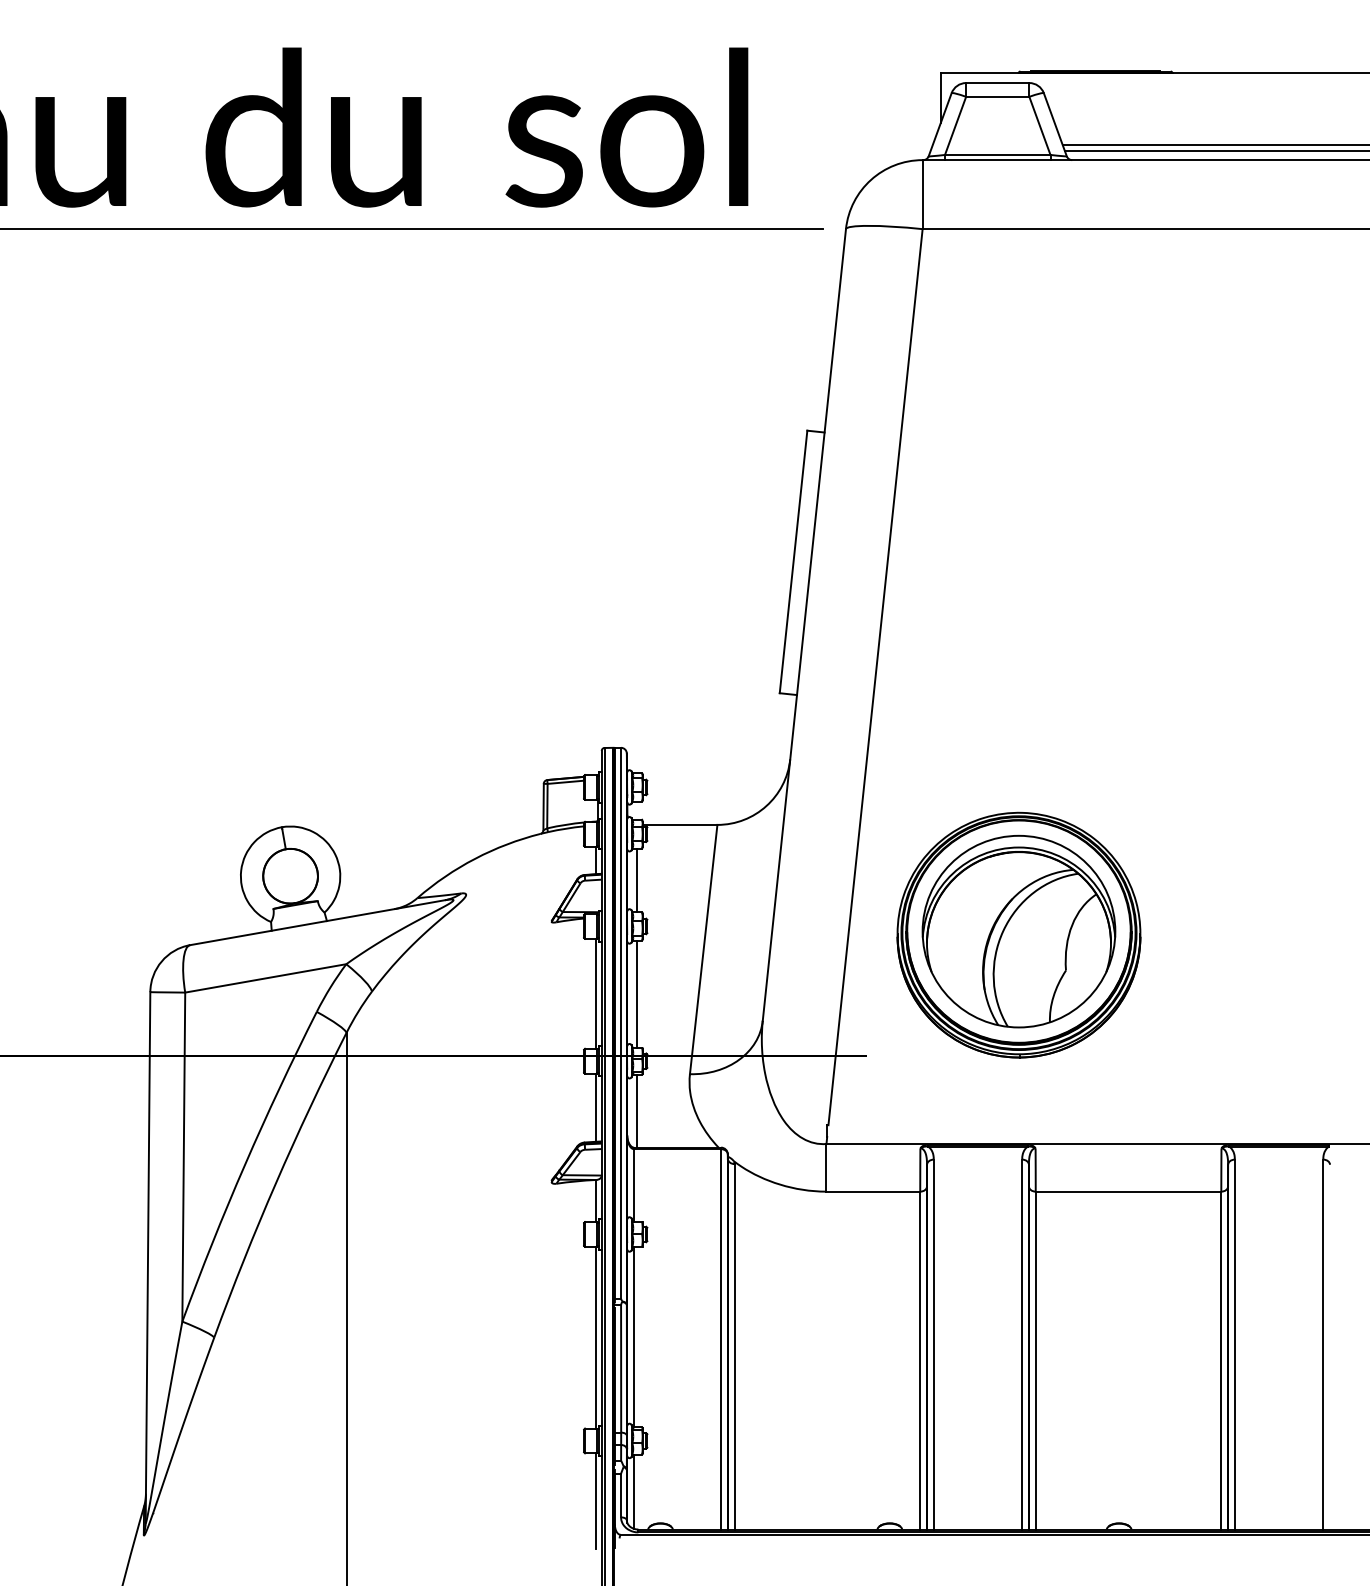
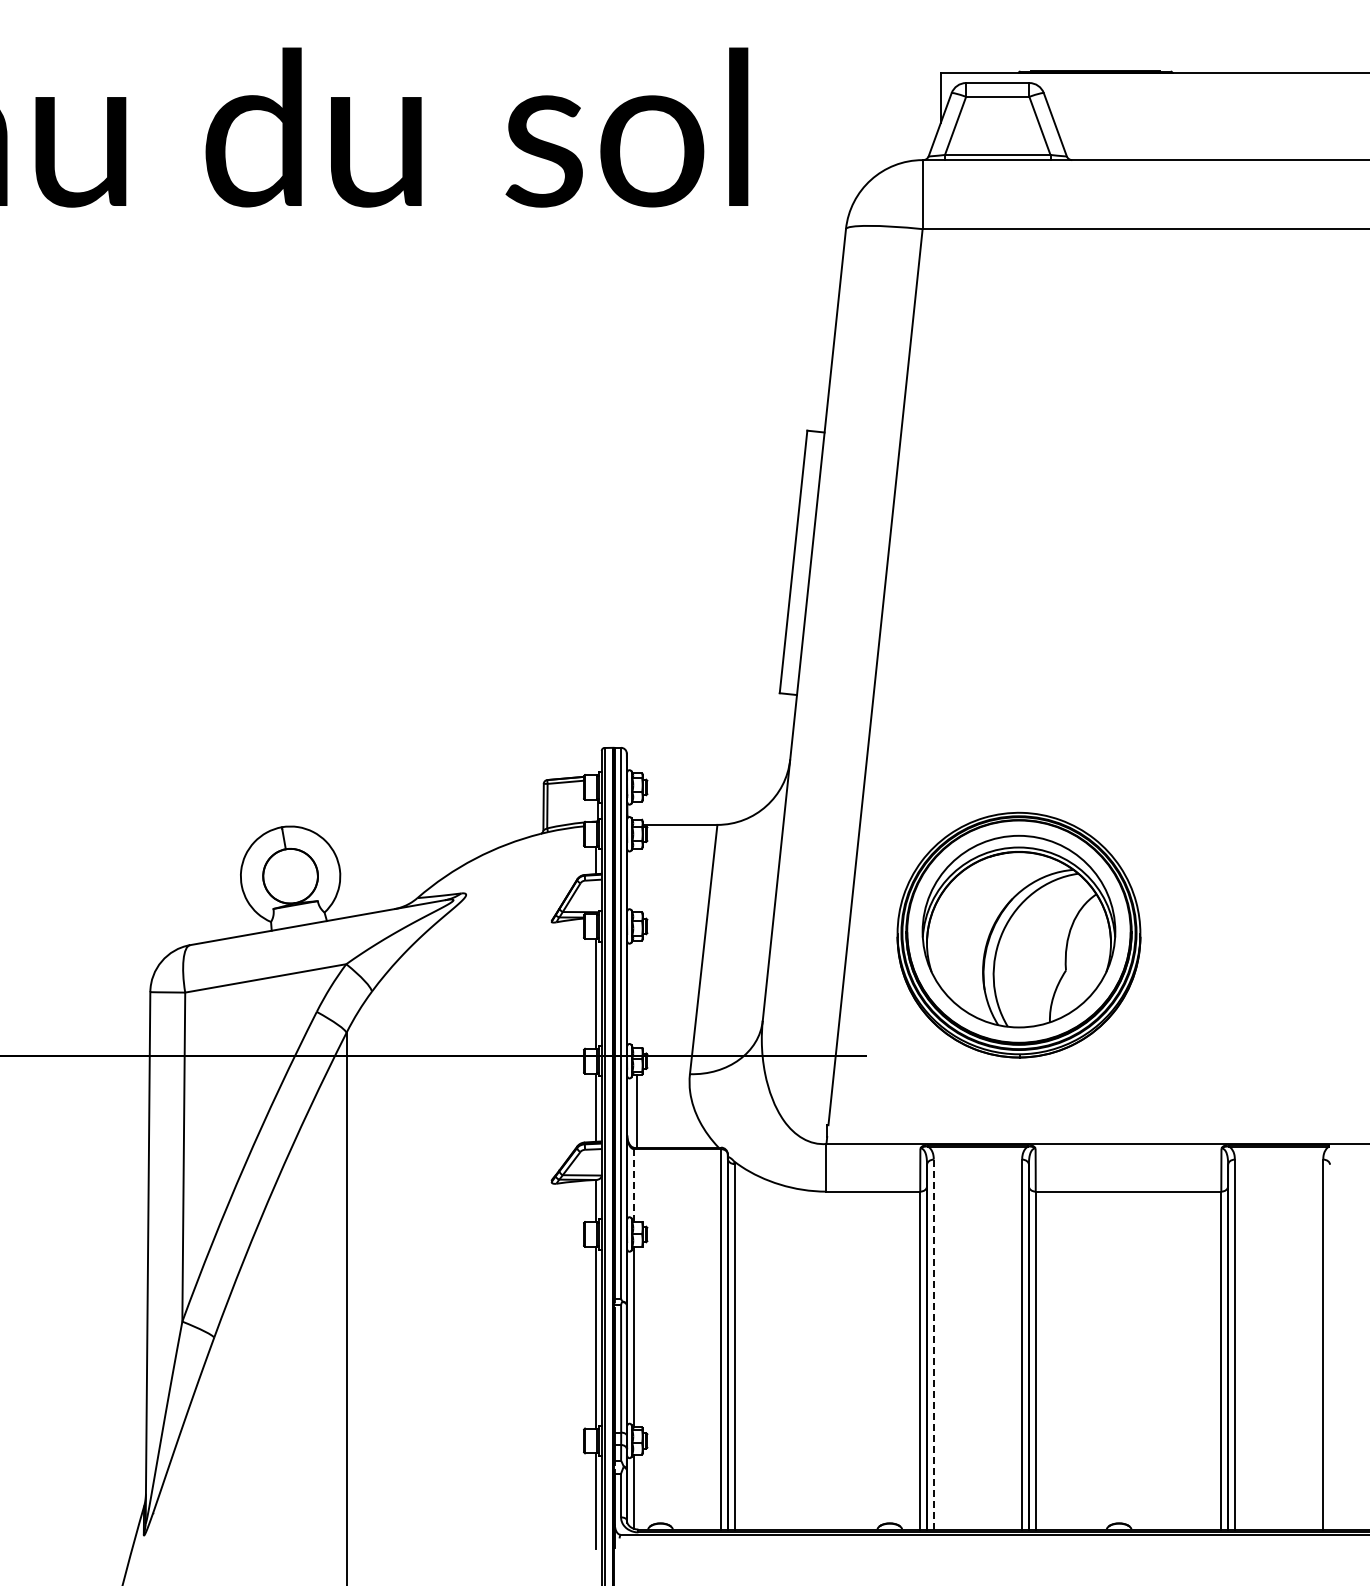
line: present -> none (1214, 144)
line: present -> none (1215, 151)
line: present -> none (412, 229)
line: present -> none (637, 880)
line: present -> none (637, 993)
line: solid -> dashed (634, 1186)
line: solid -> dashed (933, 1344)
